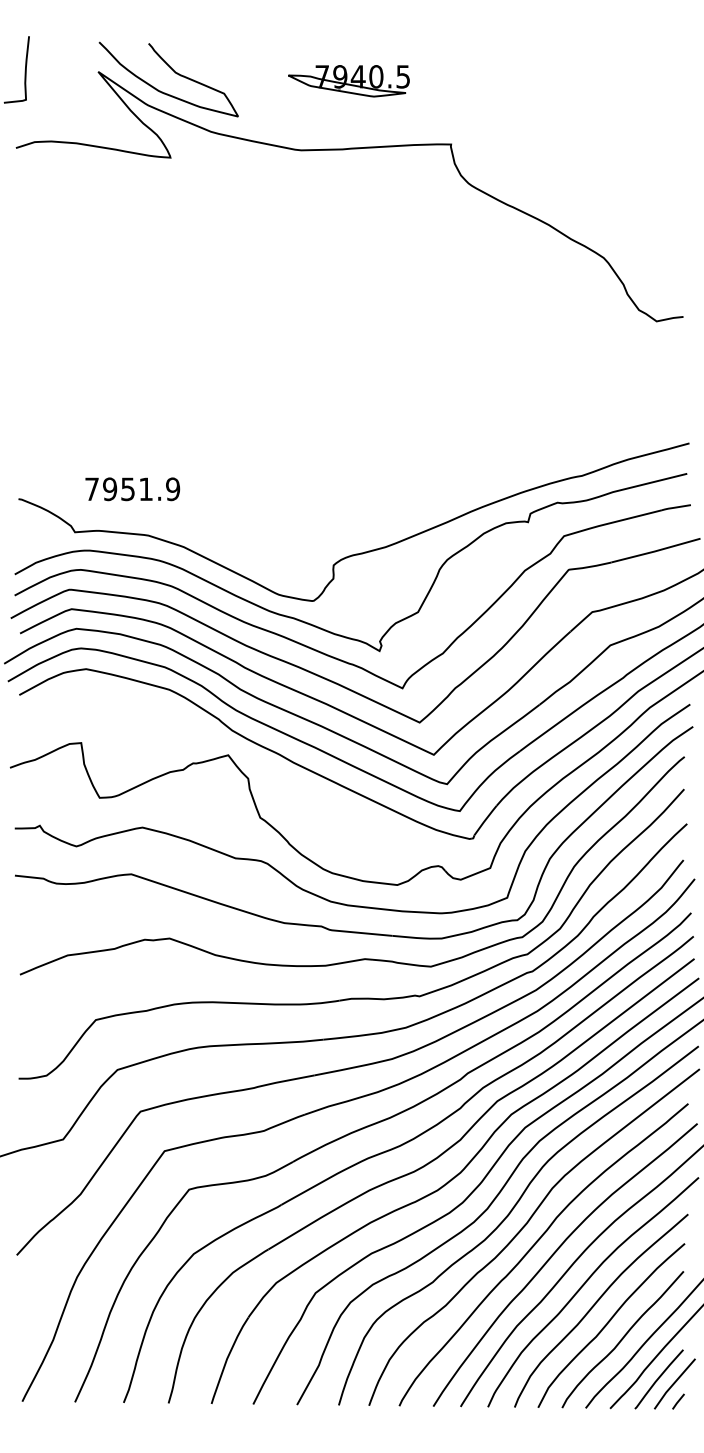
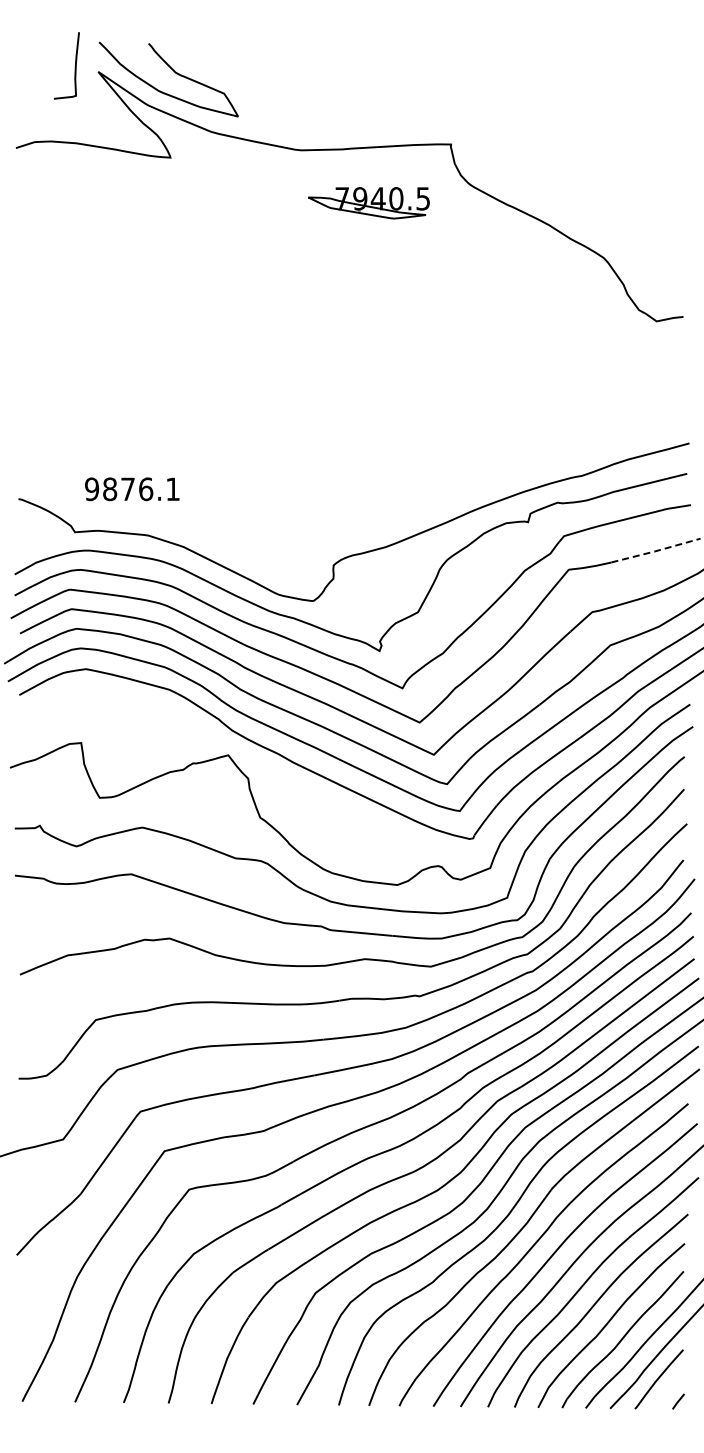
curve position: (24, 70) -> (74, 66) (74, 66)
part position: (348, 81) -> (368, 203) (368, 203)
text: 7951.9 -> 9876.1 (132, 489)
line: solid -> dashed (655, 551)
line: present -> none (674, 1383)
